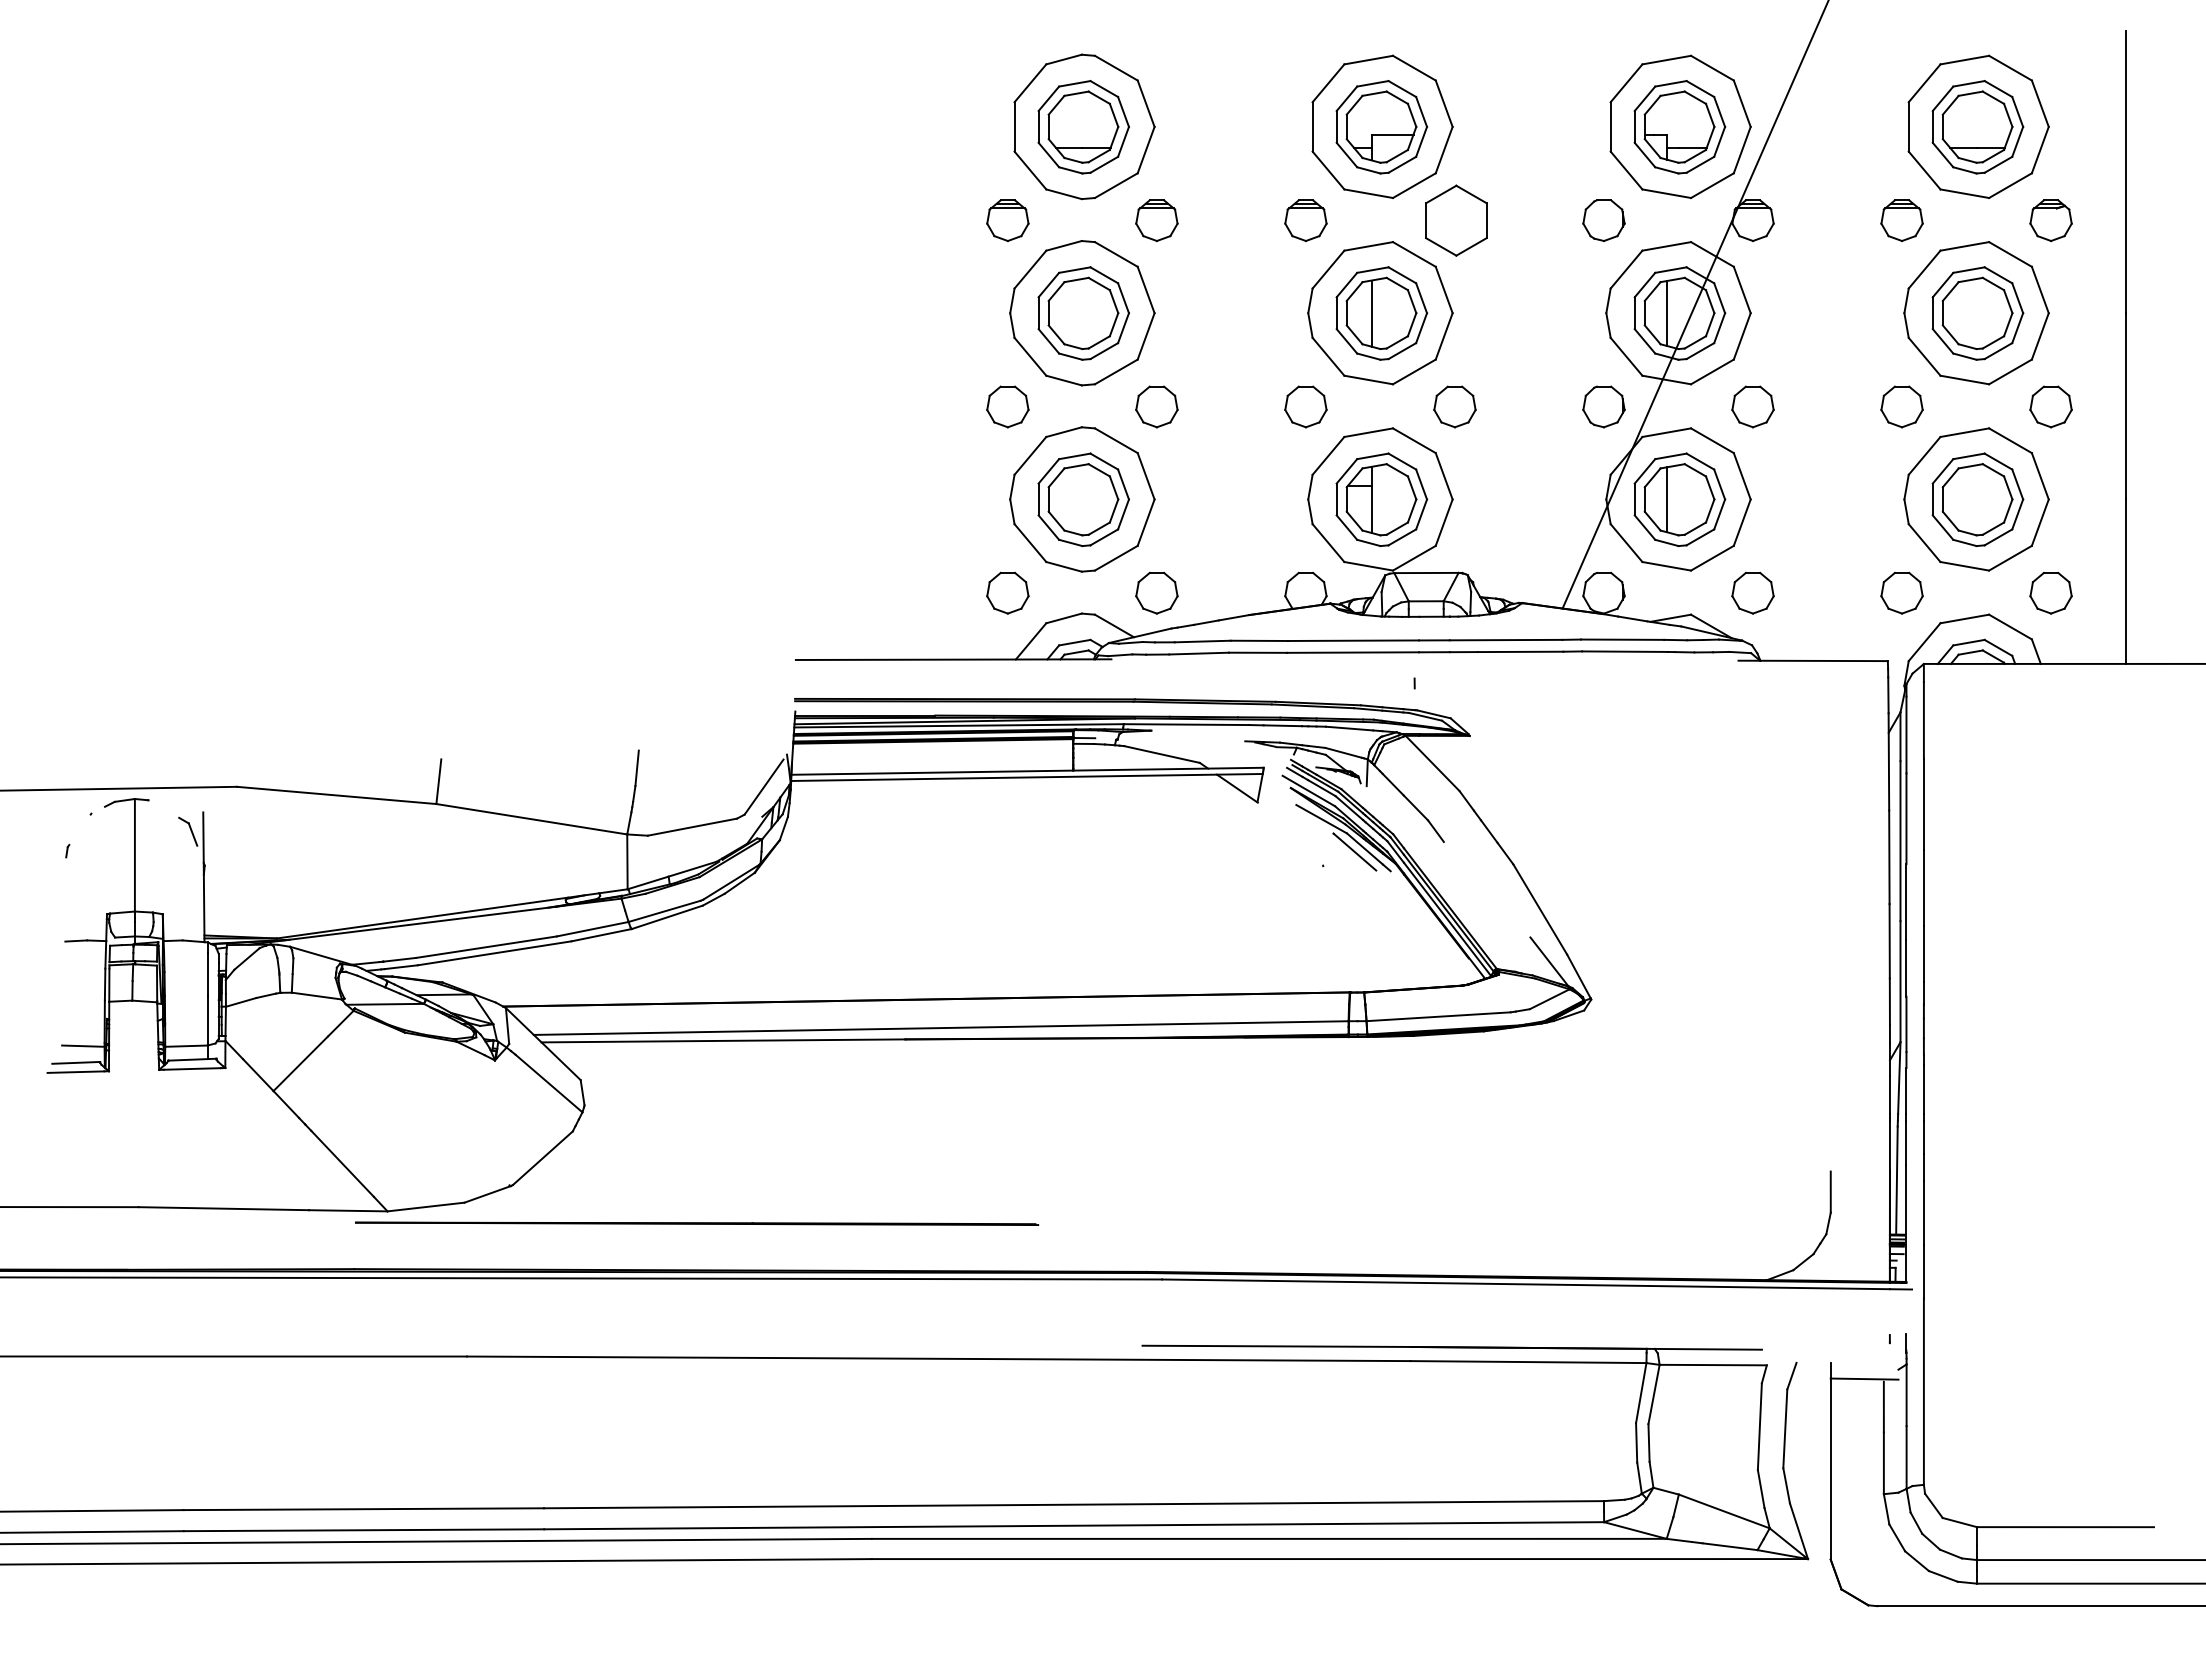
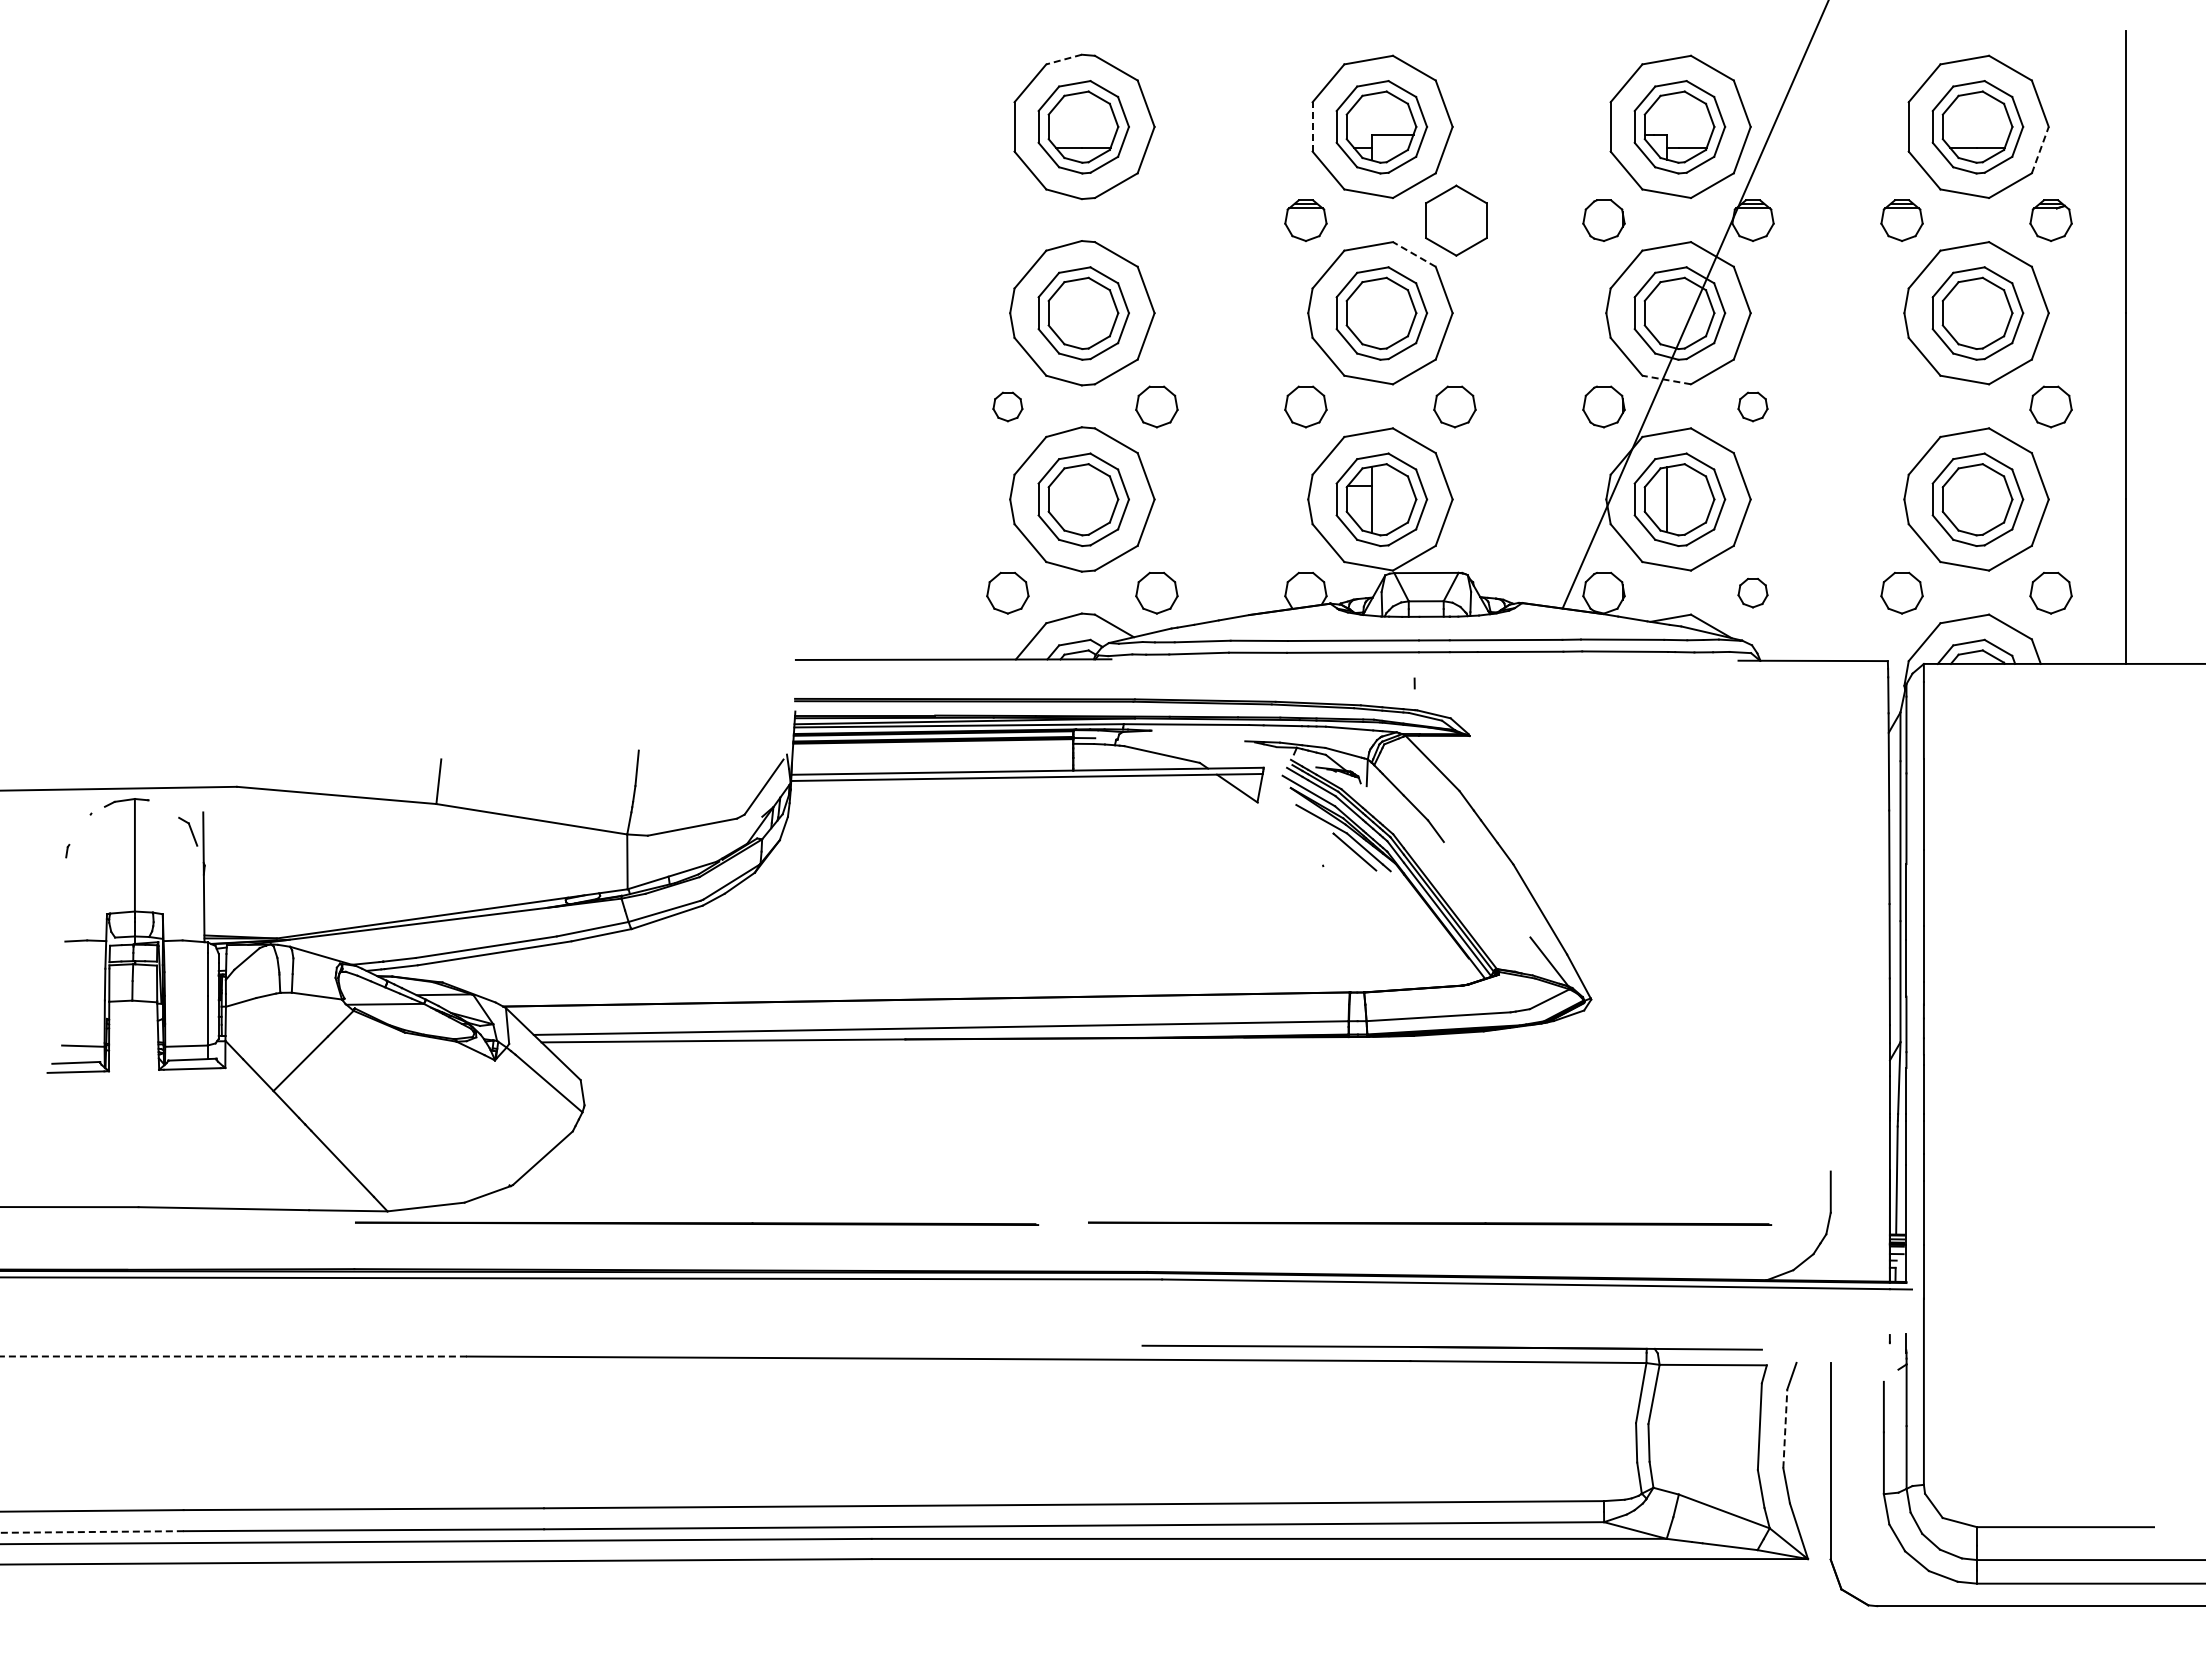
line: solid -> dashed (1063, 59)
line: solid -> dashed (1312, 126)
line: solid -> dashed (2040, 150)
part: present -> none (1007, 220)
part: present -> none (1156, 220)
line: solid -> dashed (1414, 254)
line: present -> none (1371, 313)
line: present -> none (1666, 313)
line: solid -> dashed (1666, 380)
part size: 44x44 px -> 32x32 px (1007, 406)
part size: 44x44 px -> 32x32 px (1752, 406)
part: present -> none (1901, 406)
part size: 44x44 px -> 32x31 px (1752, 593)
line: none -> present (1430, 1223)
line: solid -> dashed (232, 1356)
line: present -> none (1864, 1378)
line: solid -> dashed (1785, 1428)
line: solid -> dashed (91, 1532)
